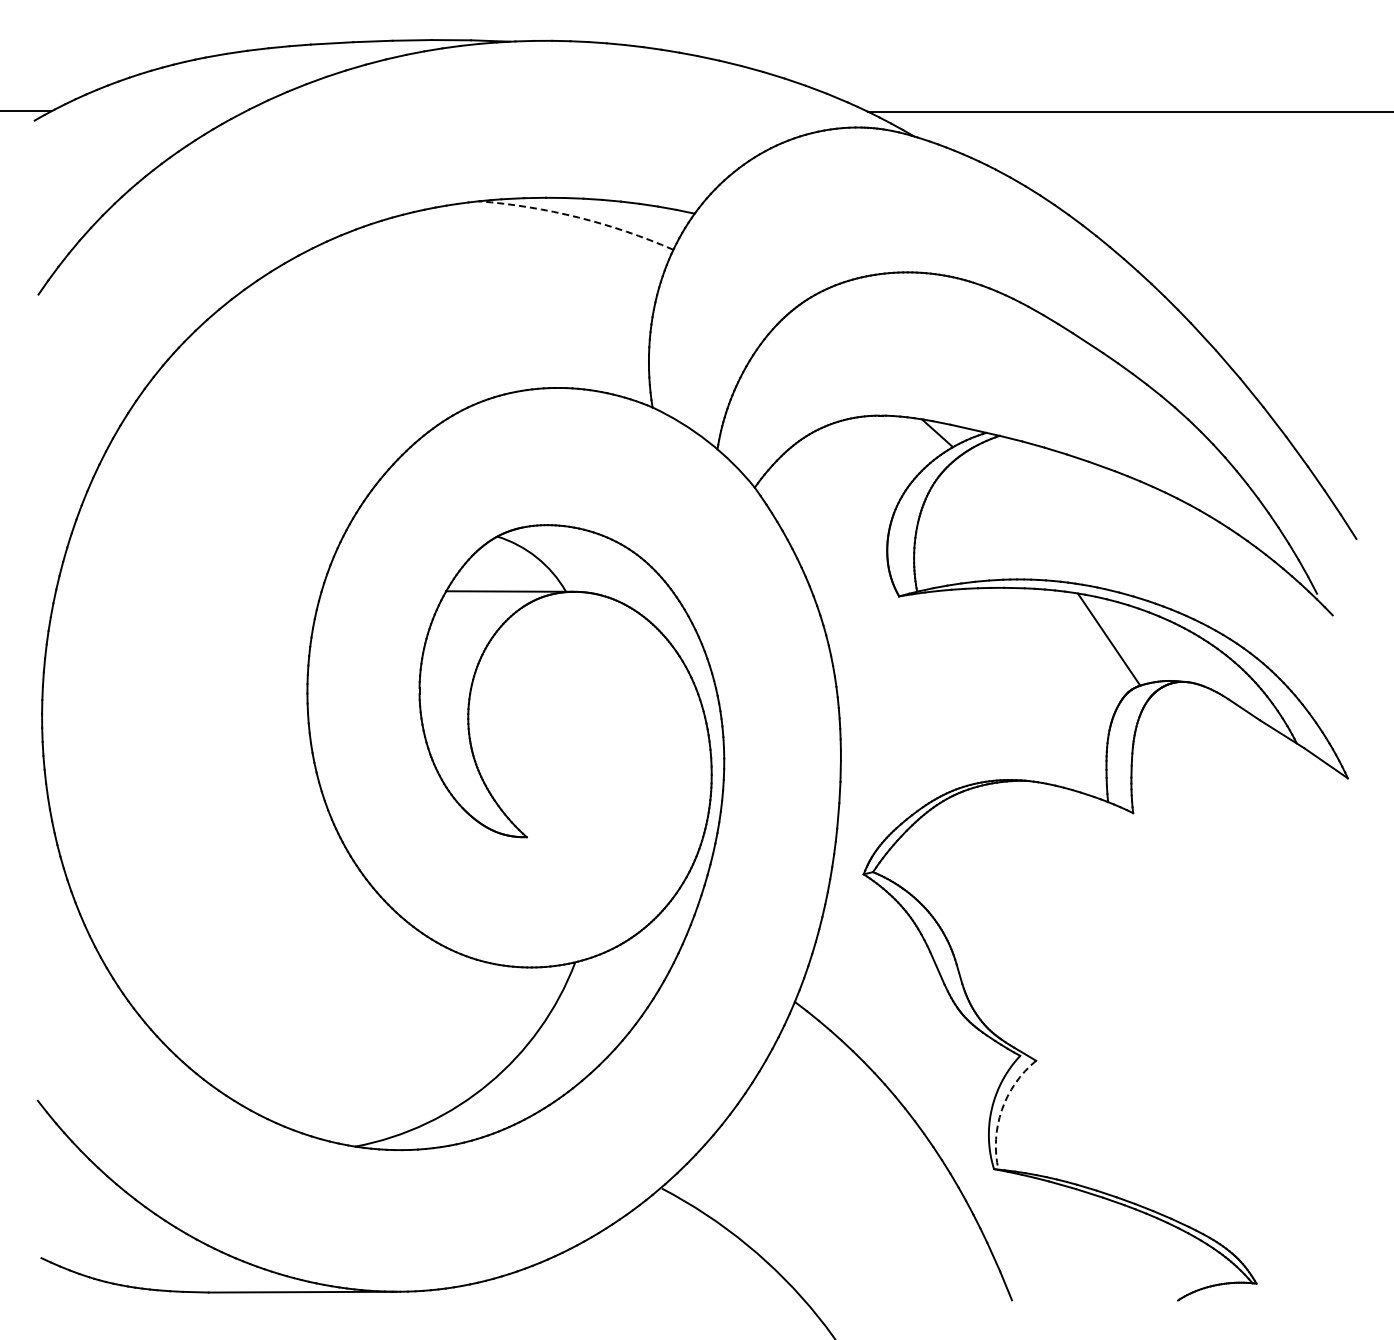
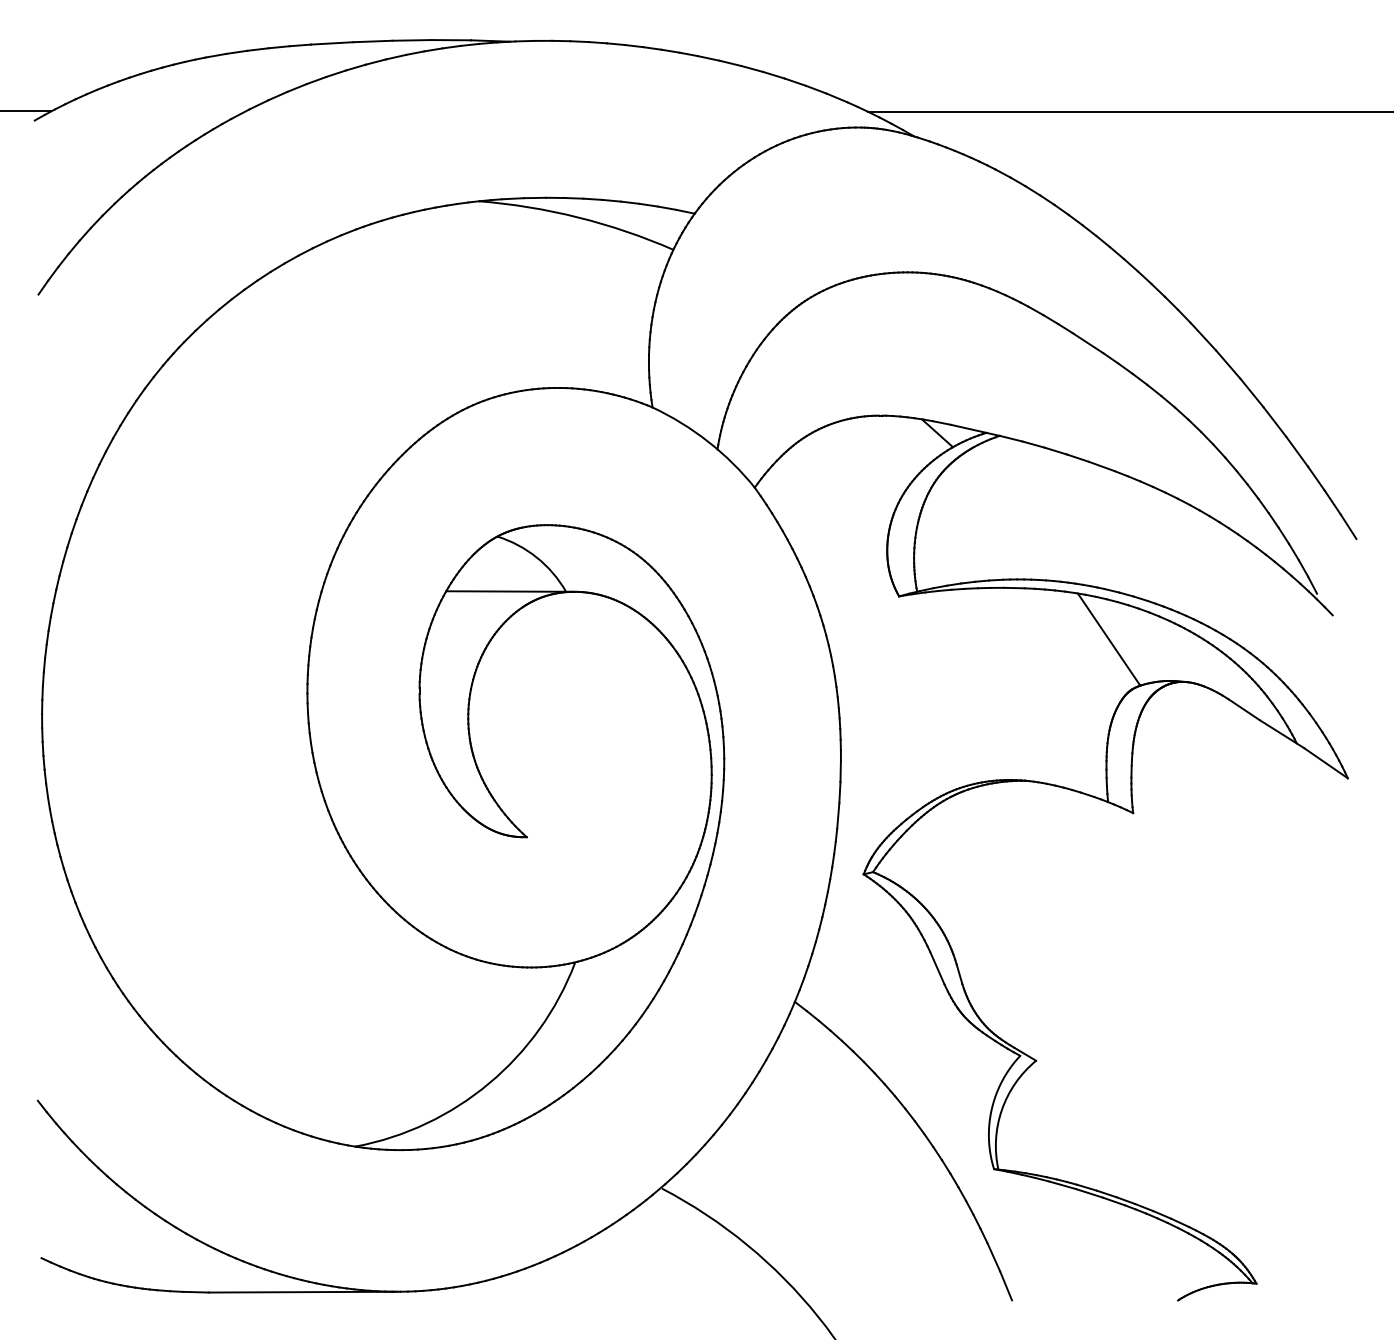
arc: dashed -> solid (578, 217)
arc: dashed -> solid (1001, 1110)
